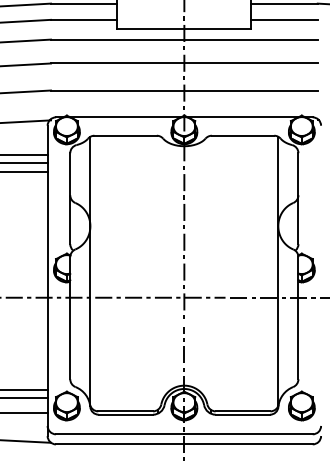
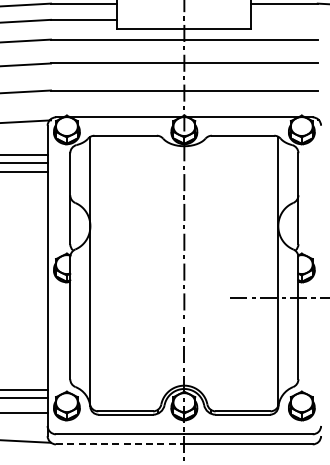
line: present -> none (284, 19)
line: present -> none (113, 297)
line: solid -> dashed (120, 444)
